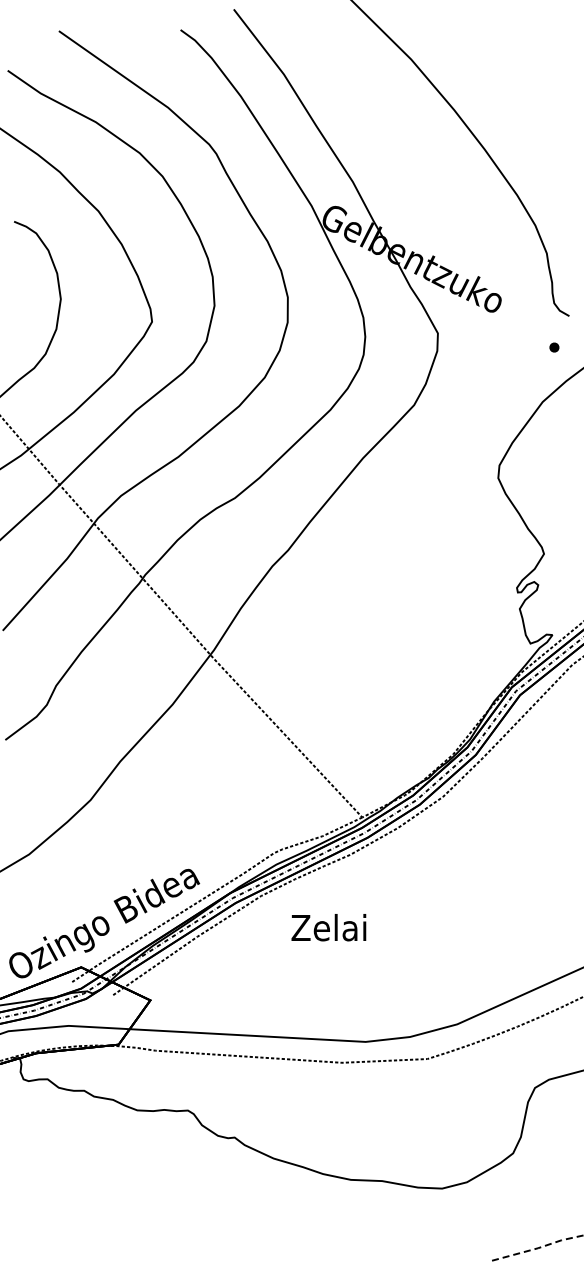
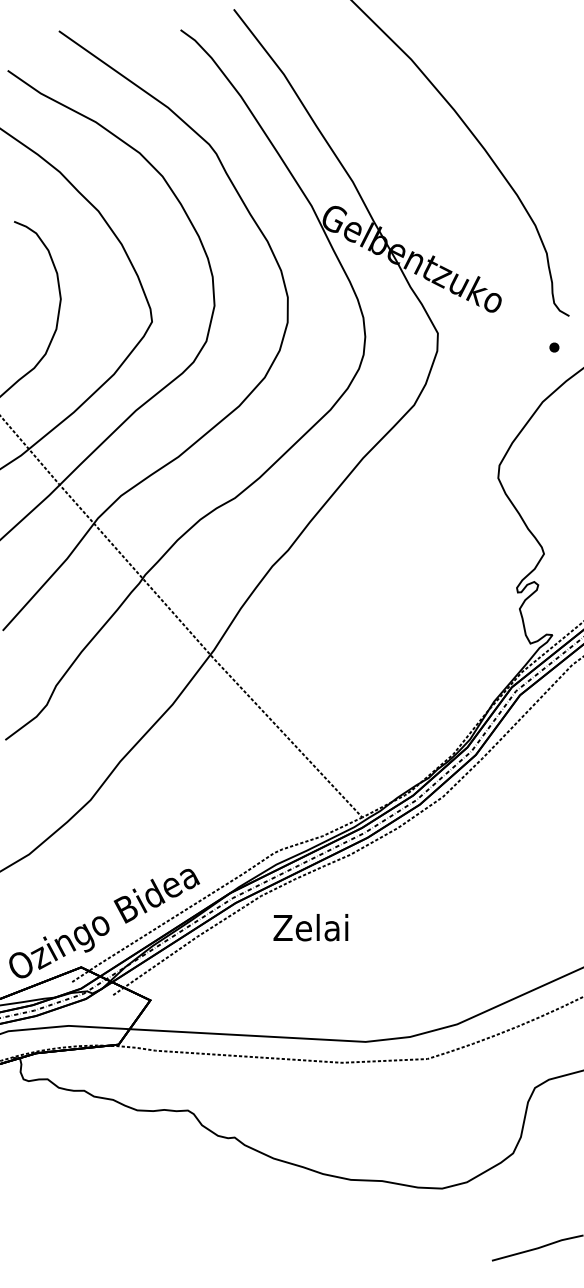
text position: (328, 927) -> (310, 927) (310, 927)
line: dashed -> solid (538, 1248)
